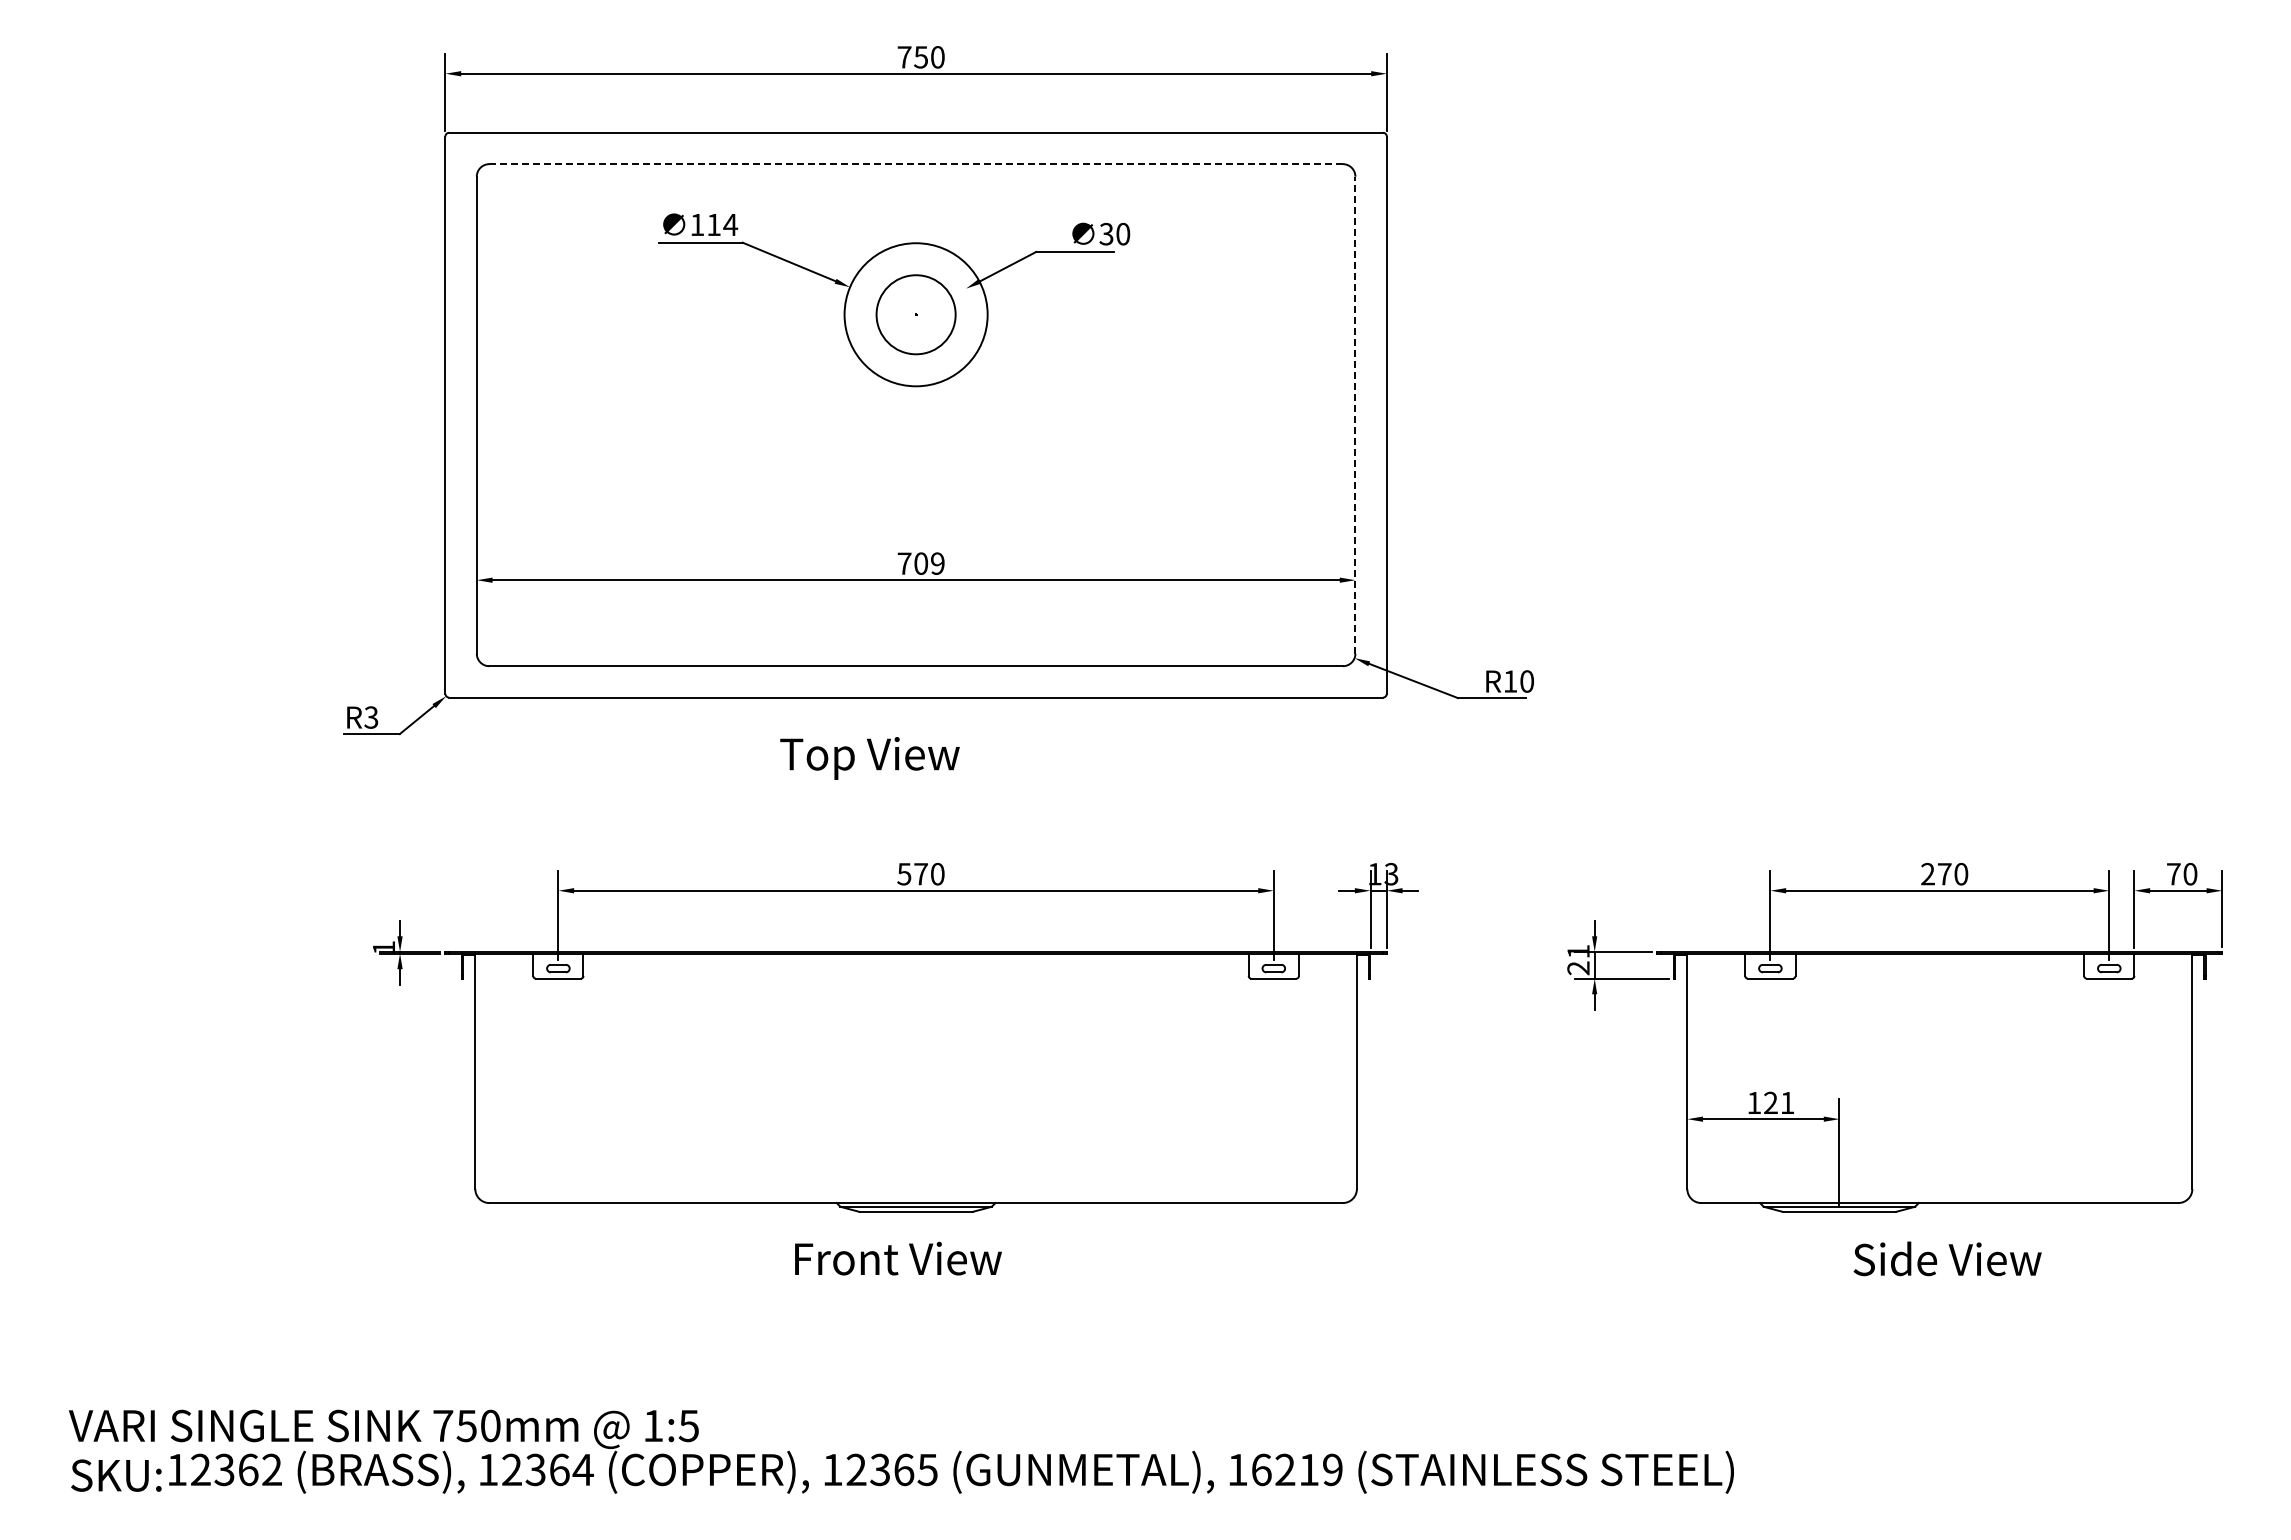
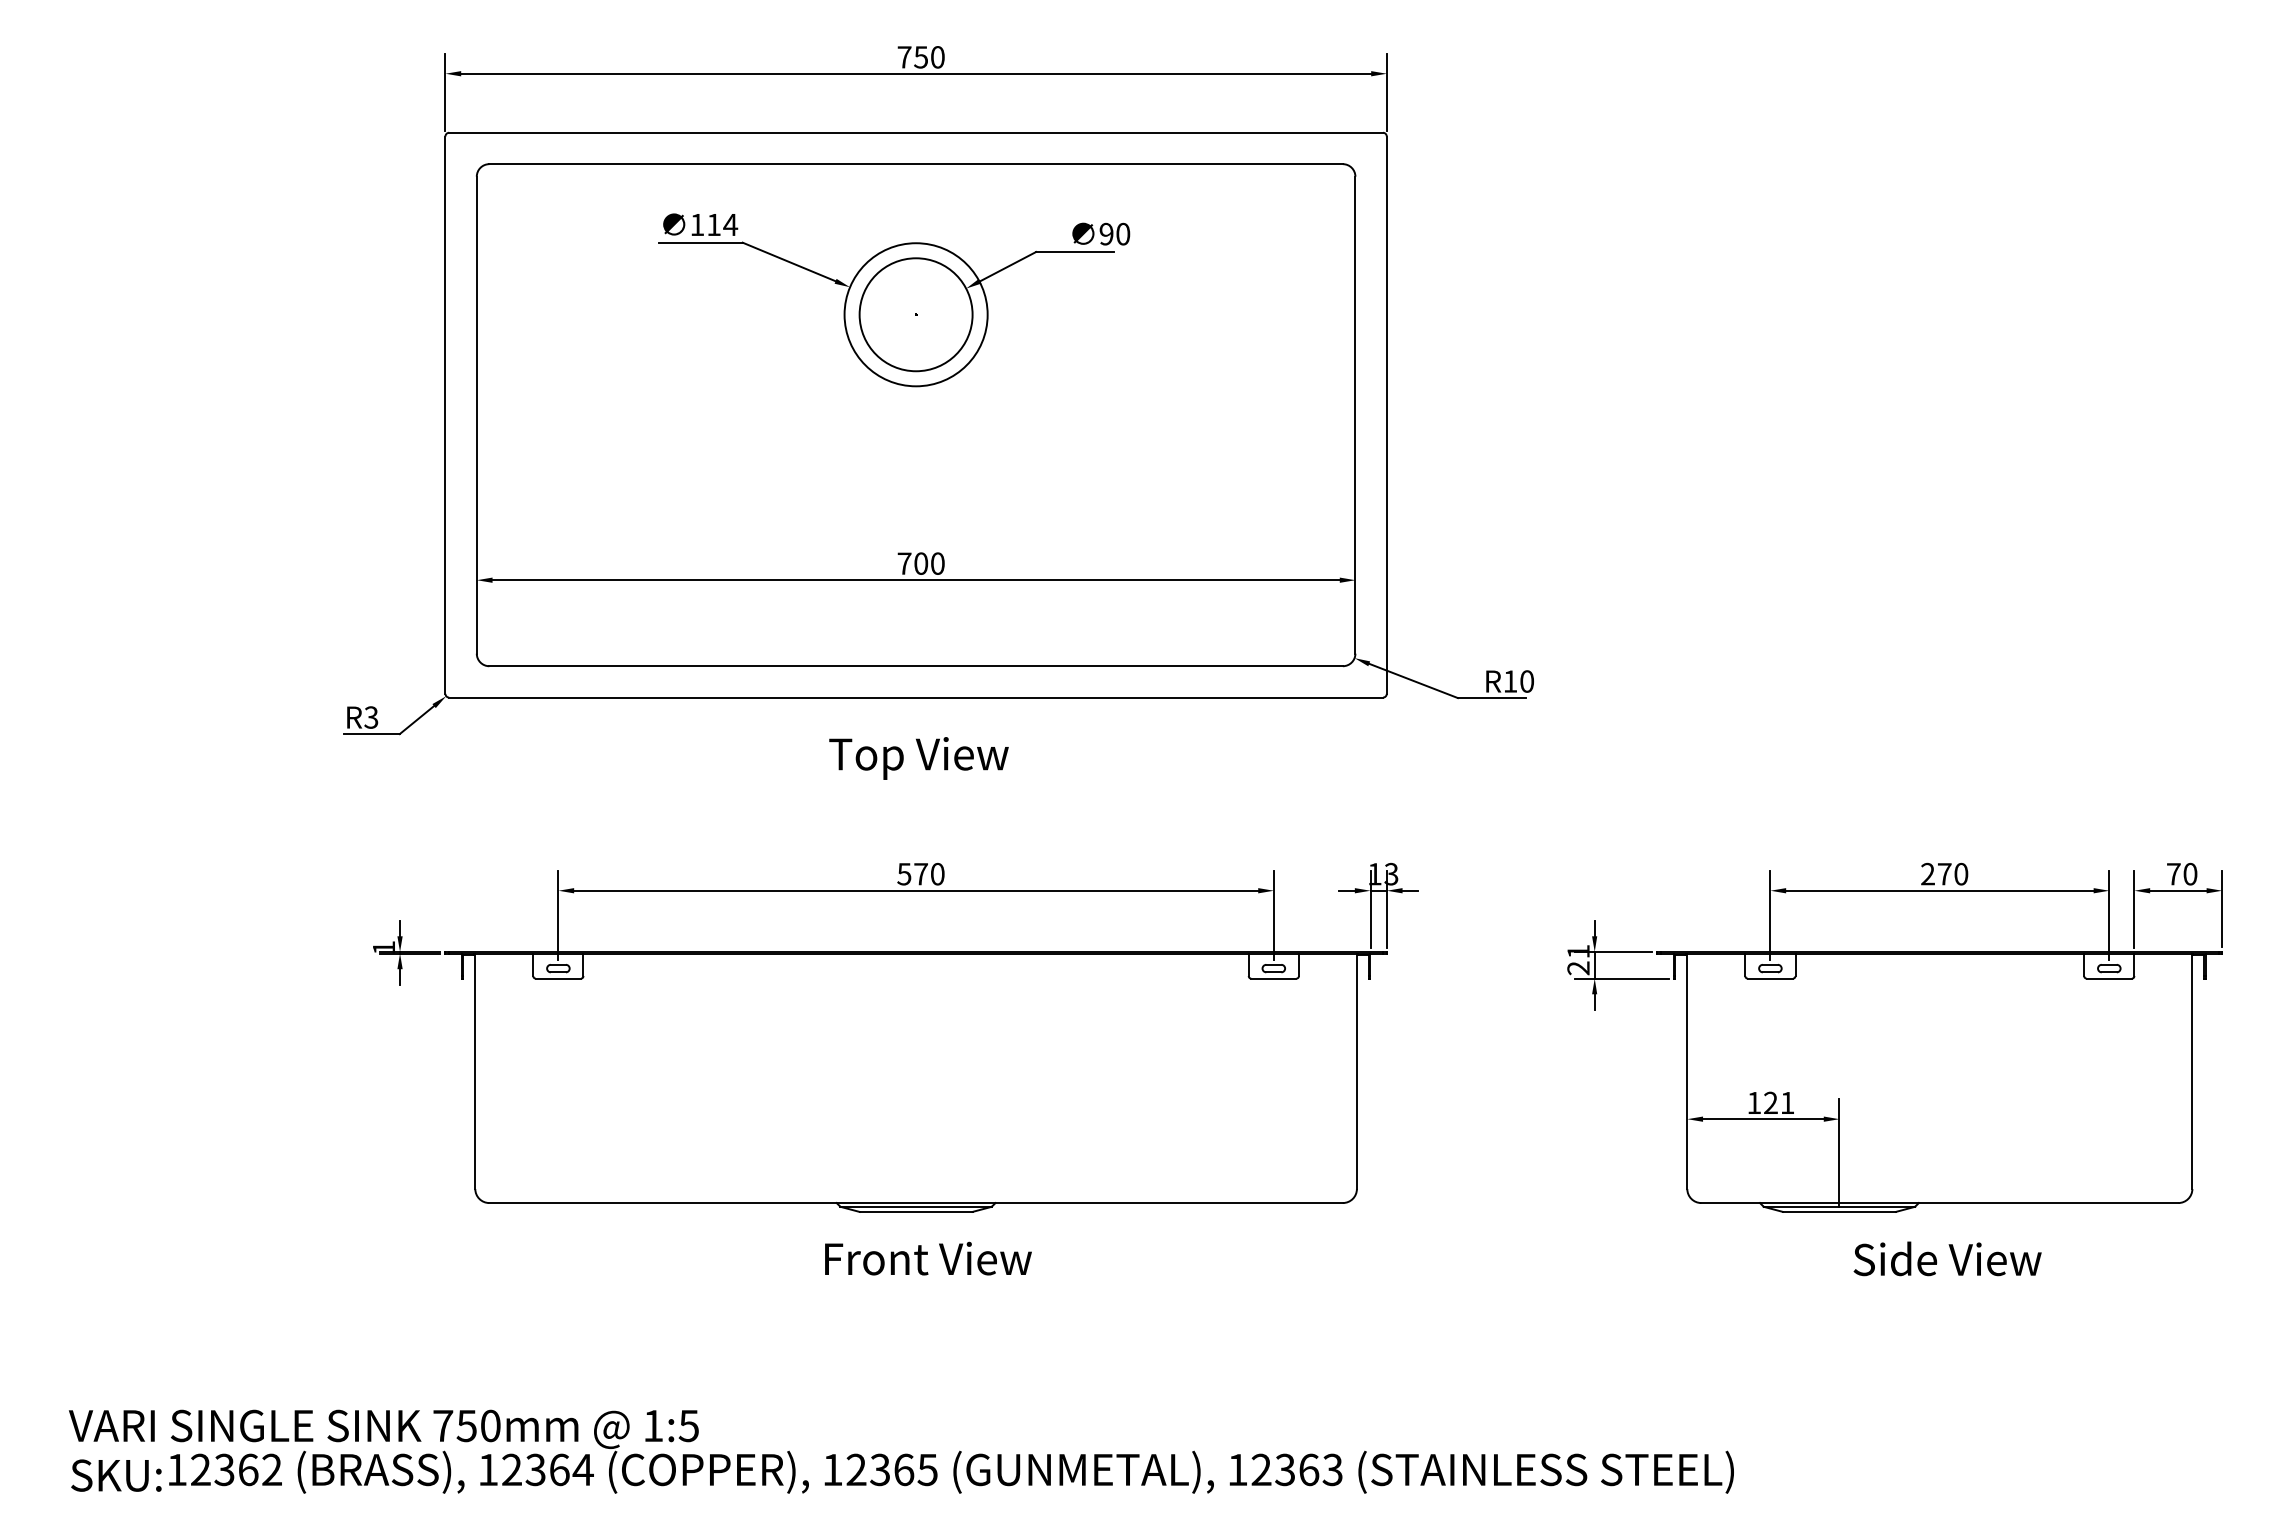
line: dashed -> solid (916, 164)
text: 30 -> 90 (1106, 234)
circle diameter: 79 px -> 113 px (915, 314)
line: dashed -> solid (1355, 414)
text: 709 -> 700 (937, 563)
text position: (869, 758) -> (918, 758) (918, 758)
text position: (898, 1258) -> (928, 1258) (928, 1258)
text: 16219 -> 12363 (1296, 1469)
